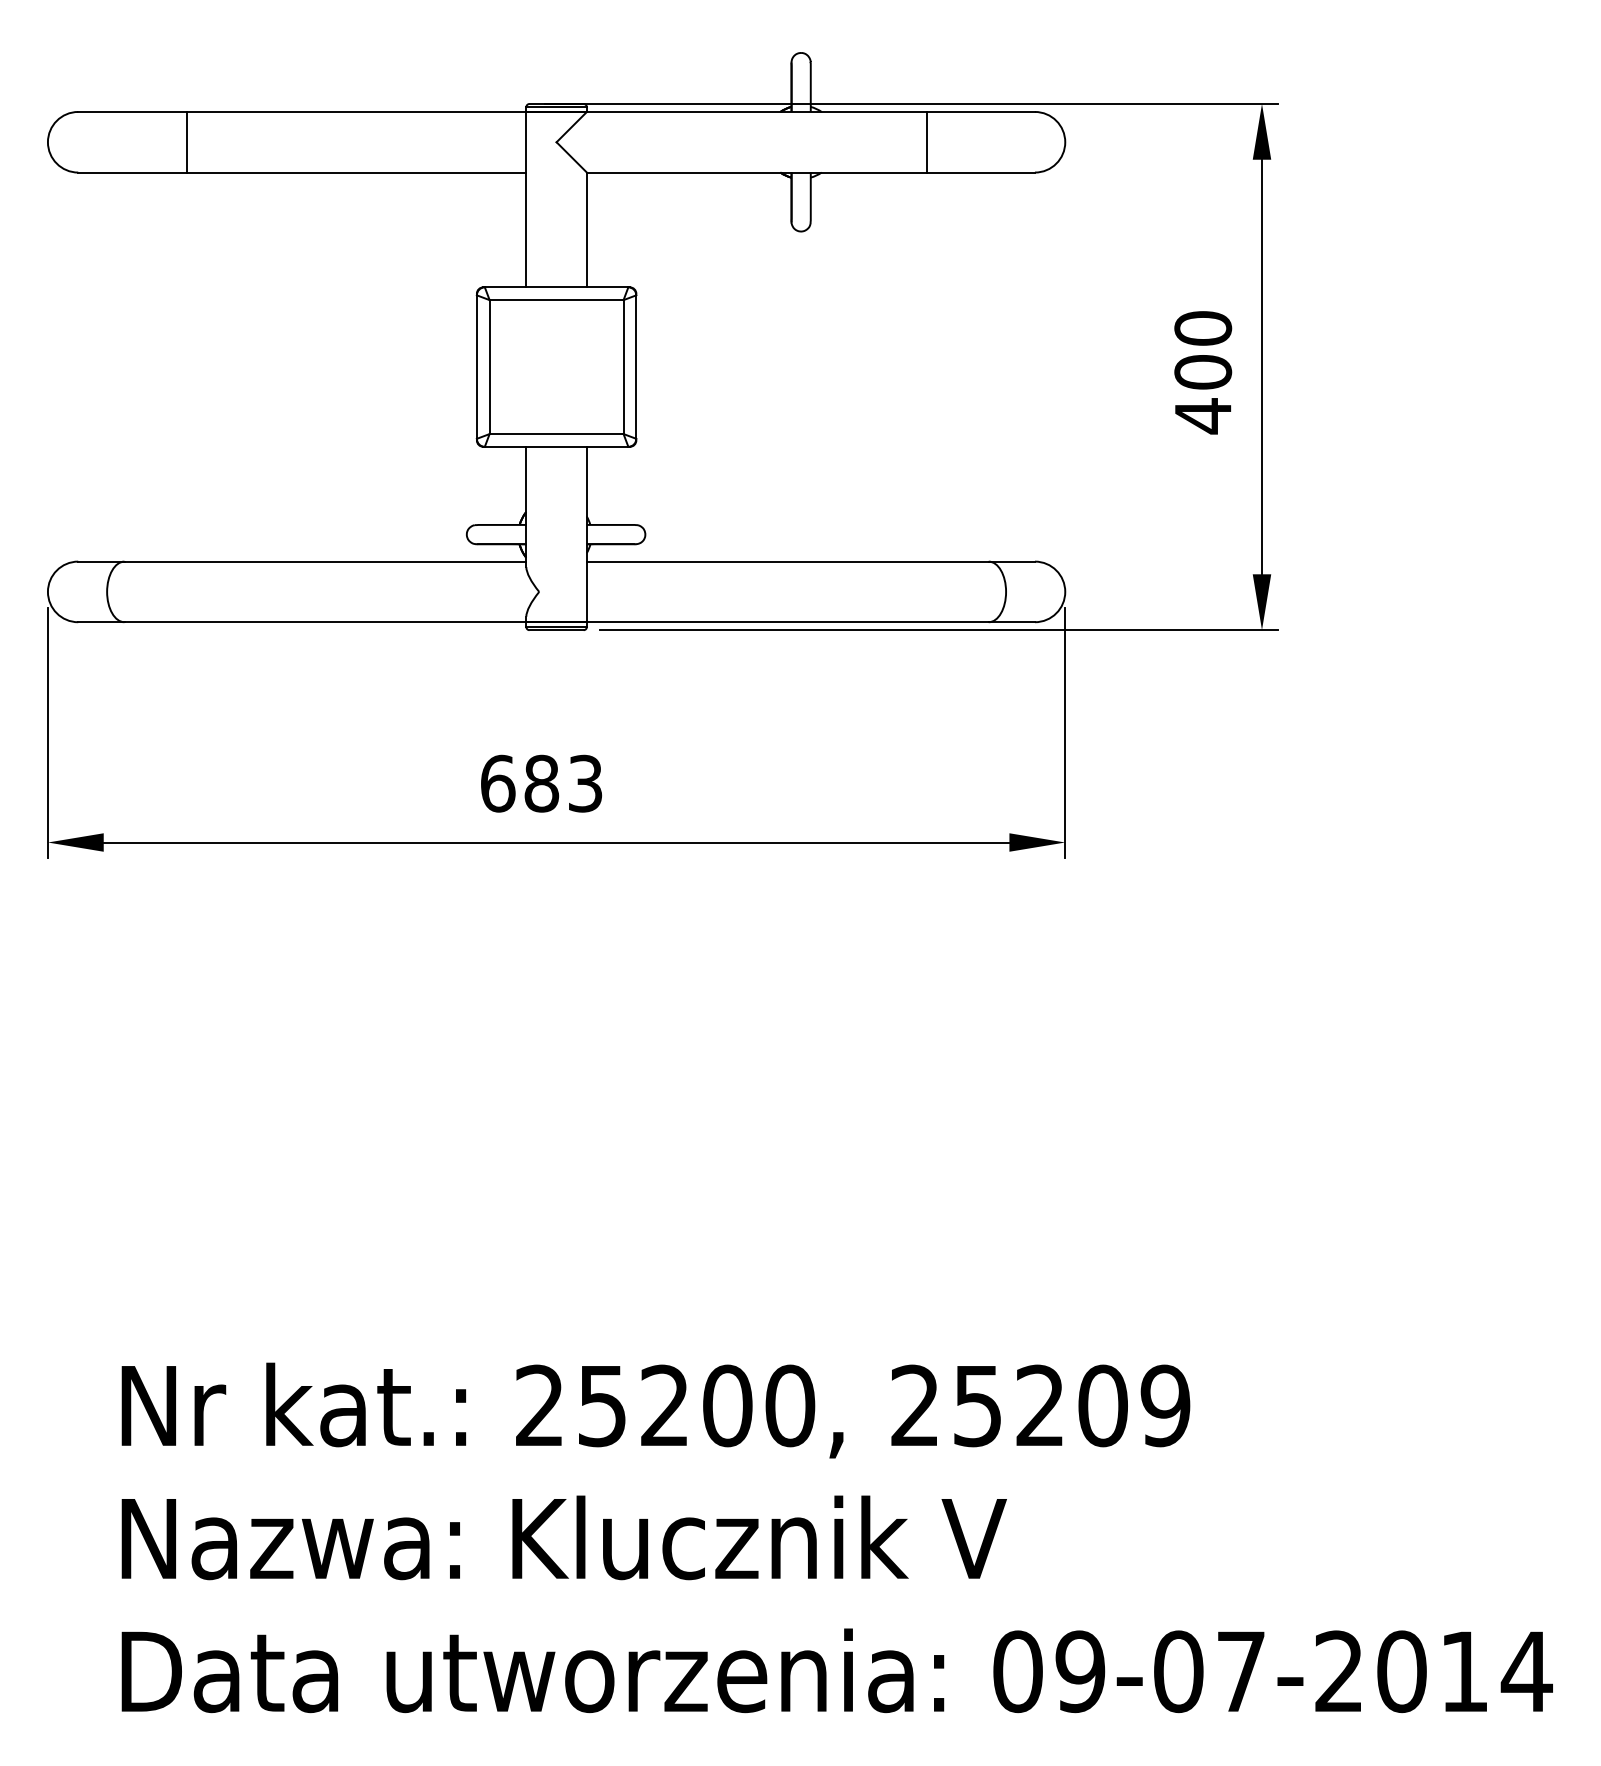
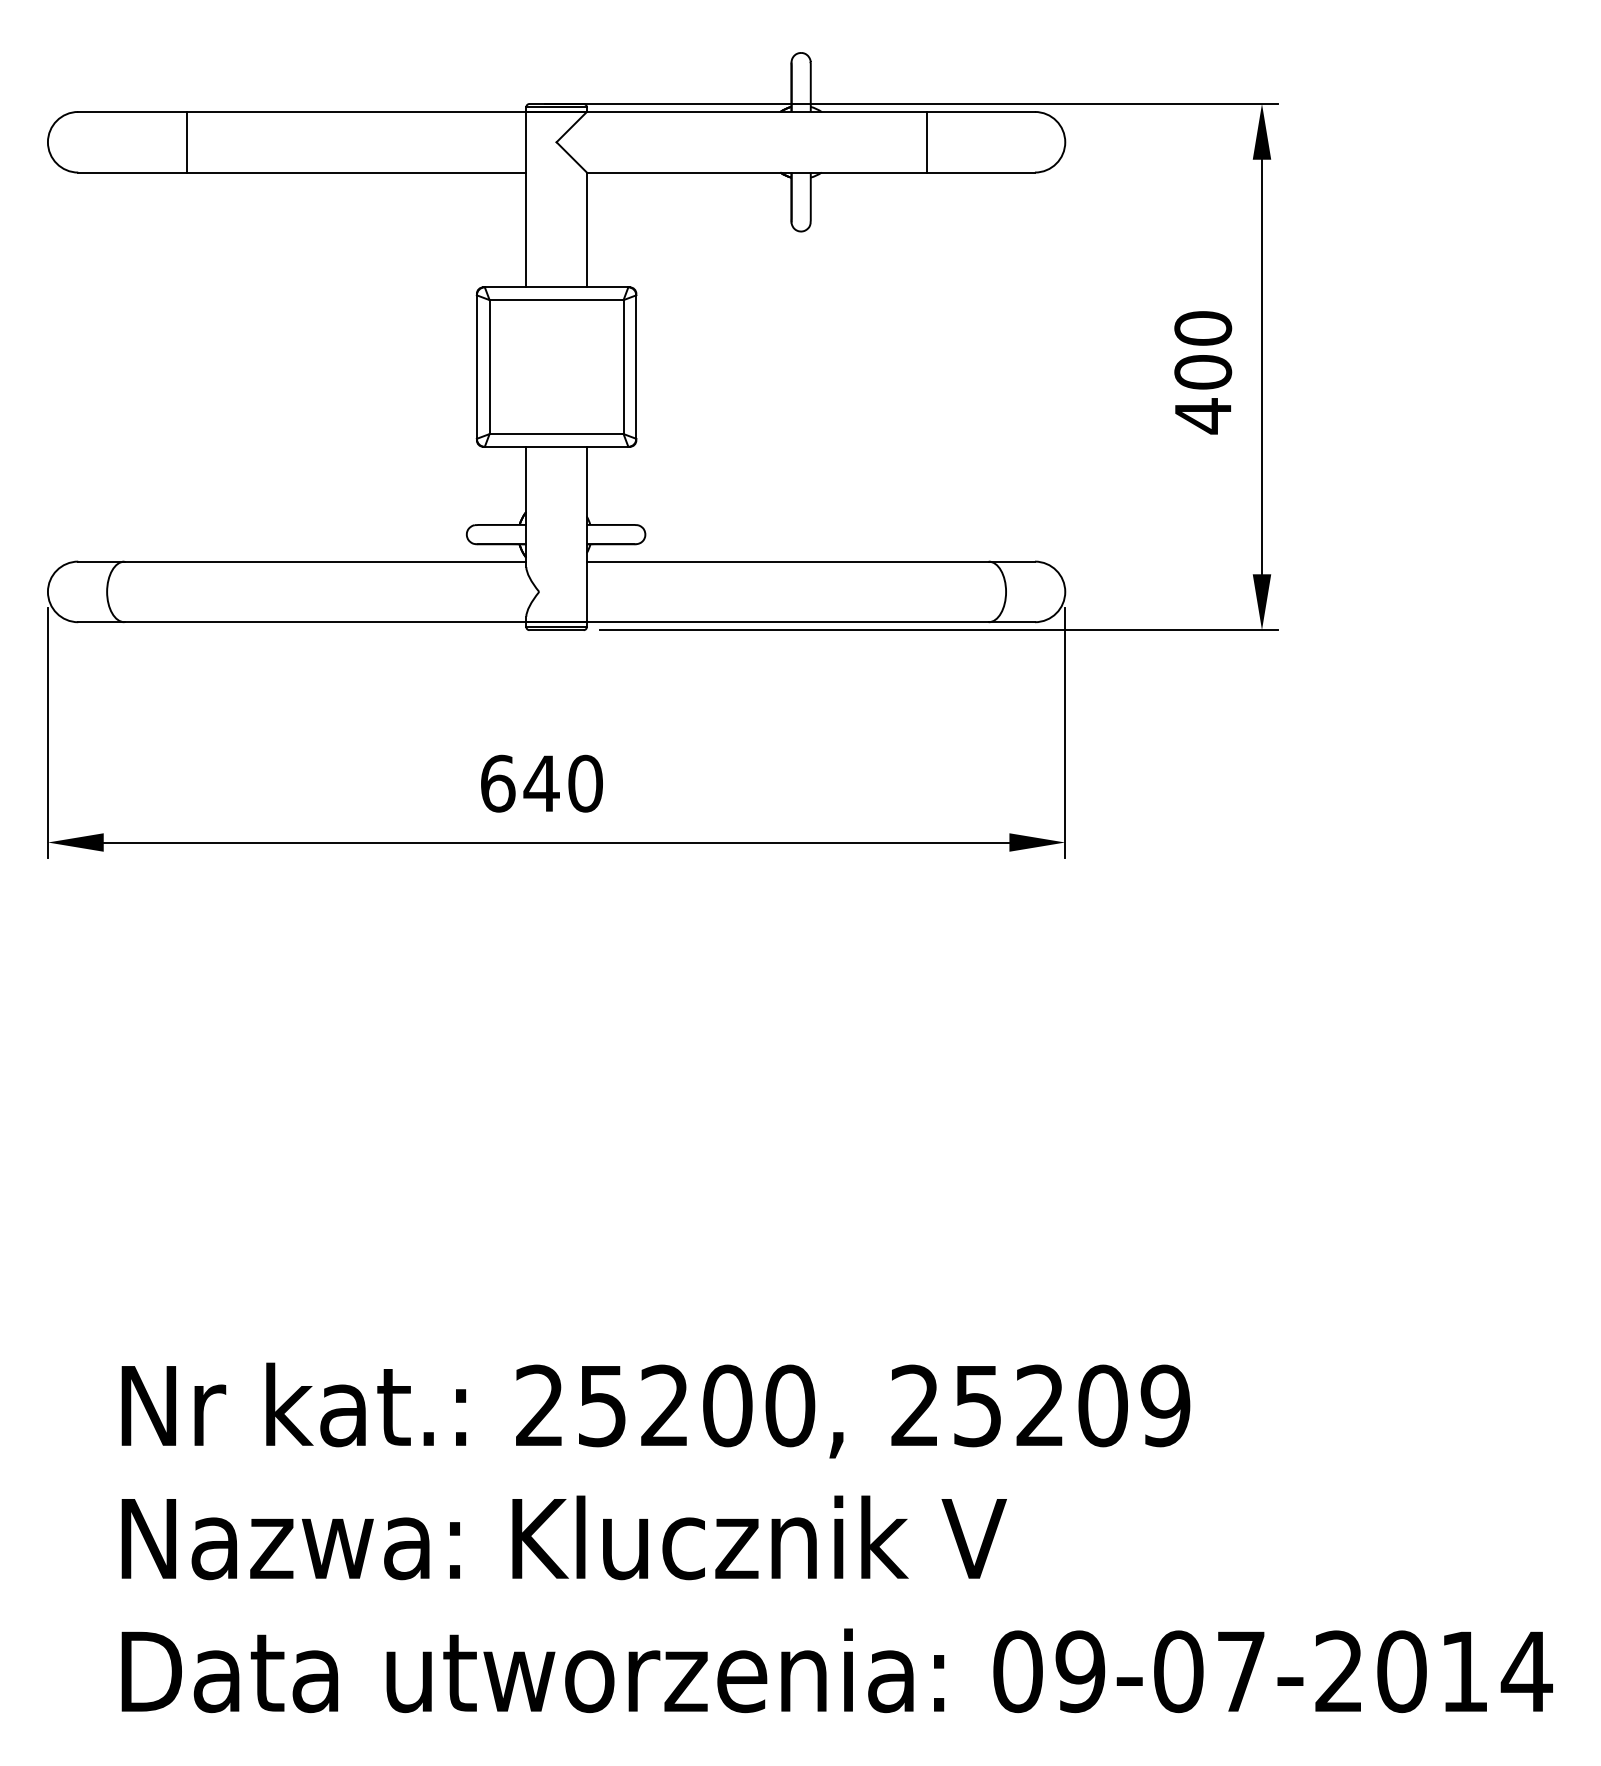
text: 683 -> 640 (562, 783)
